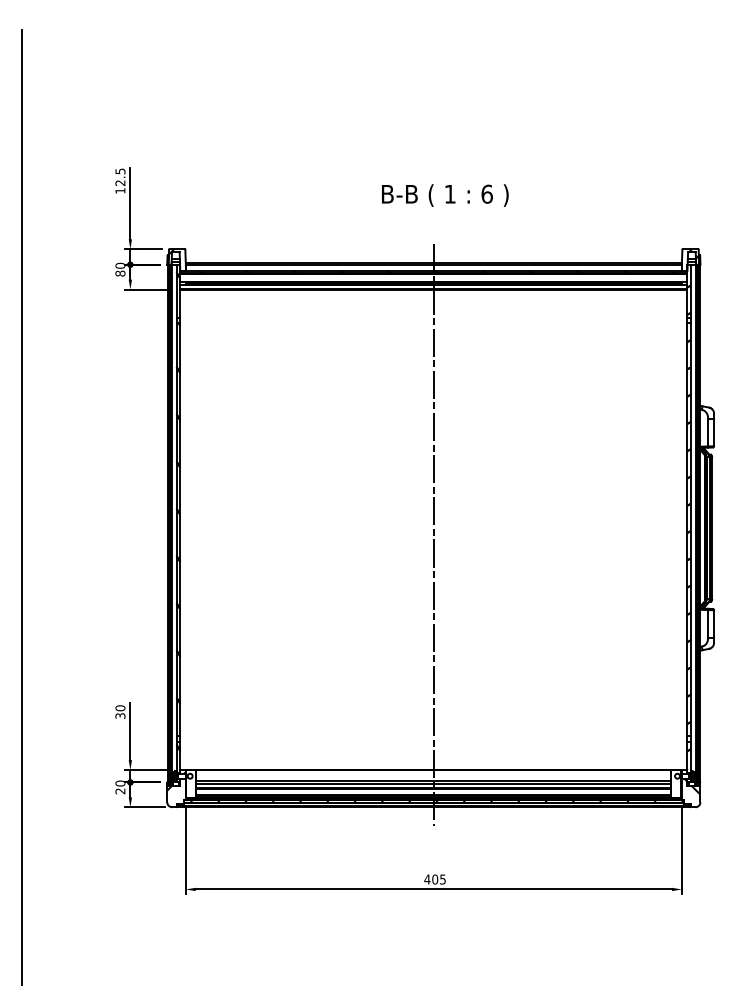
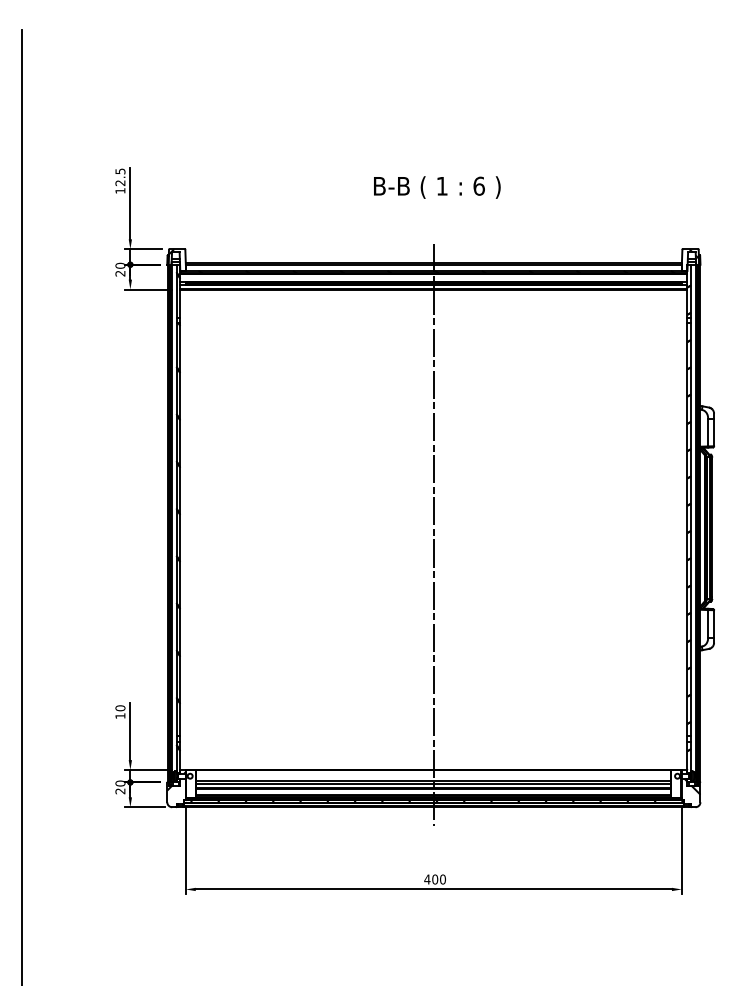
text position: (445, 195) -> (437, 187) (437, 187)
text: 80 -> 20 (120, 273)
text: 30 -> 10 (120, 715)
text: 405 -> 400 (442, 879)
